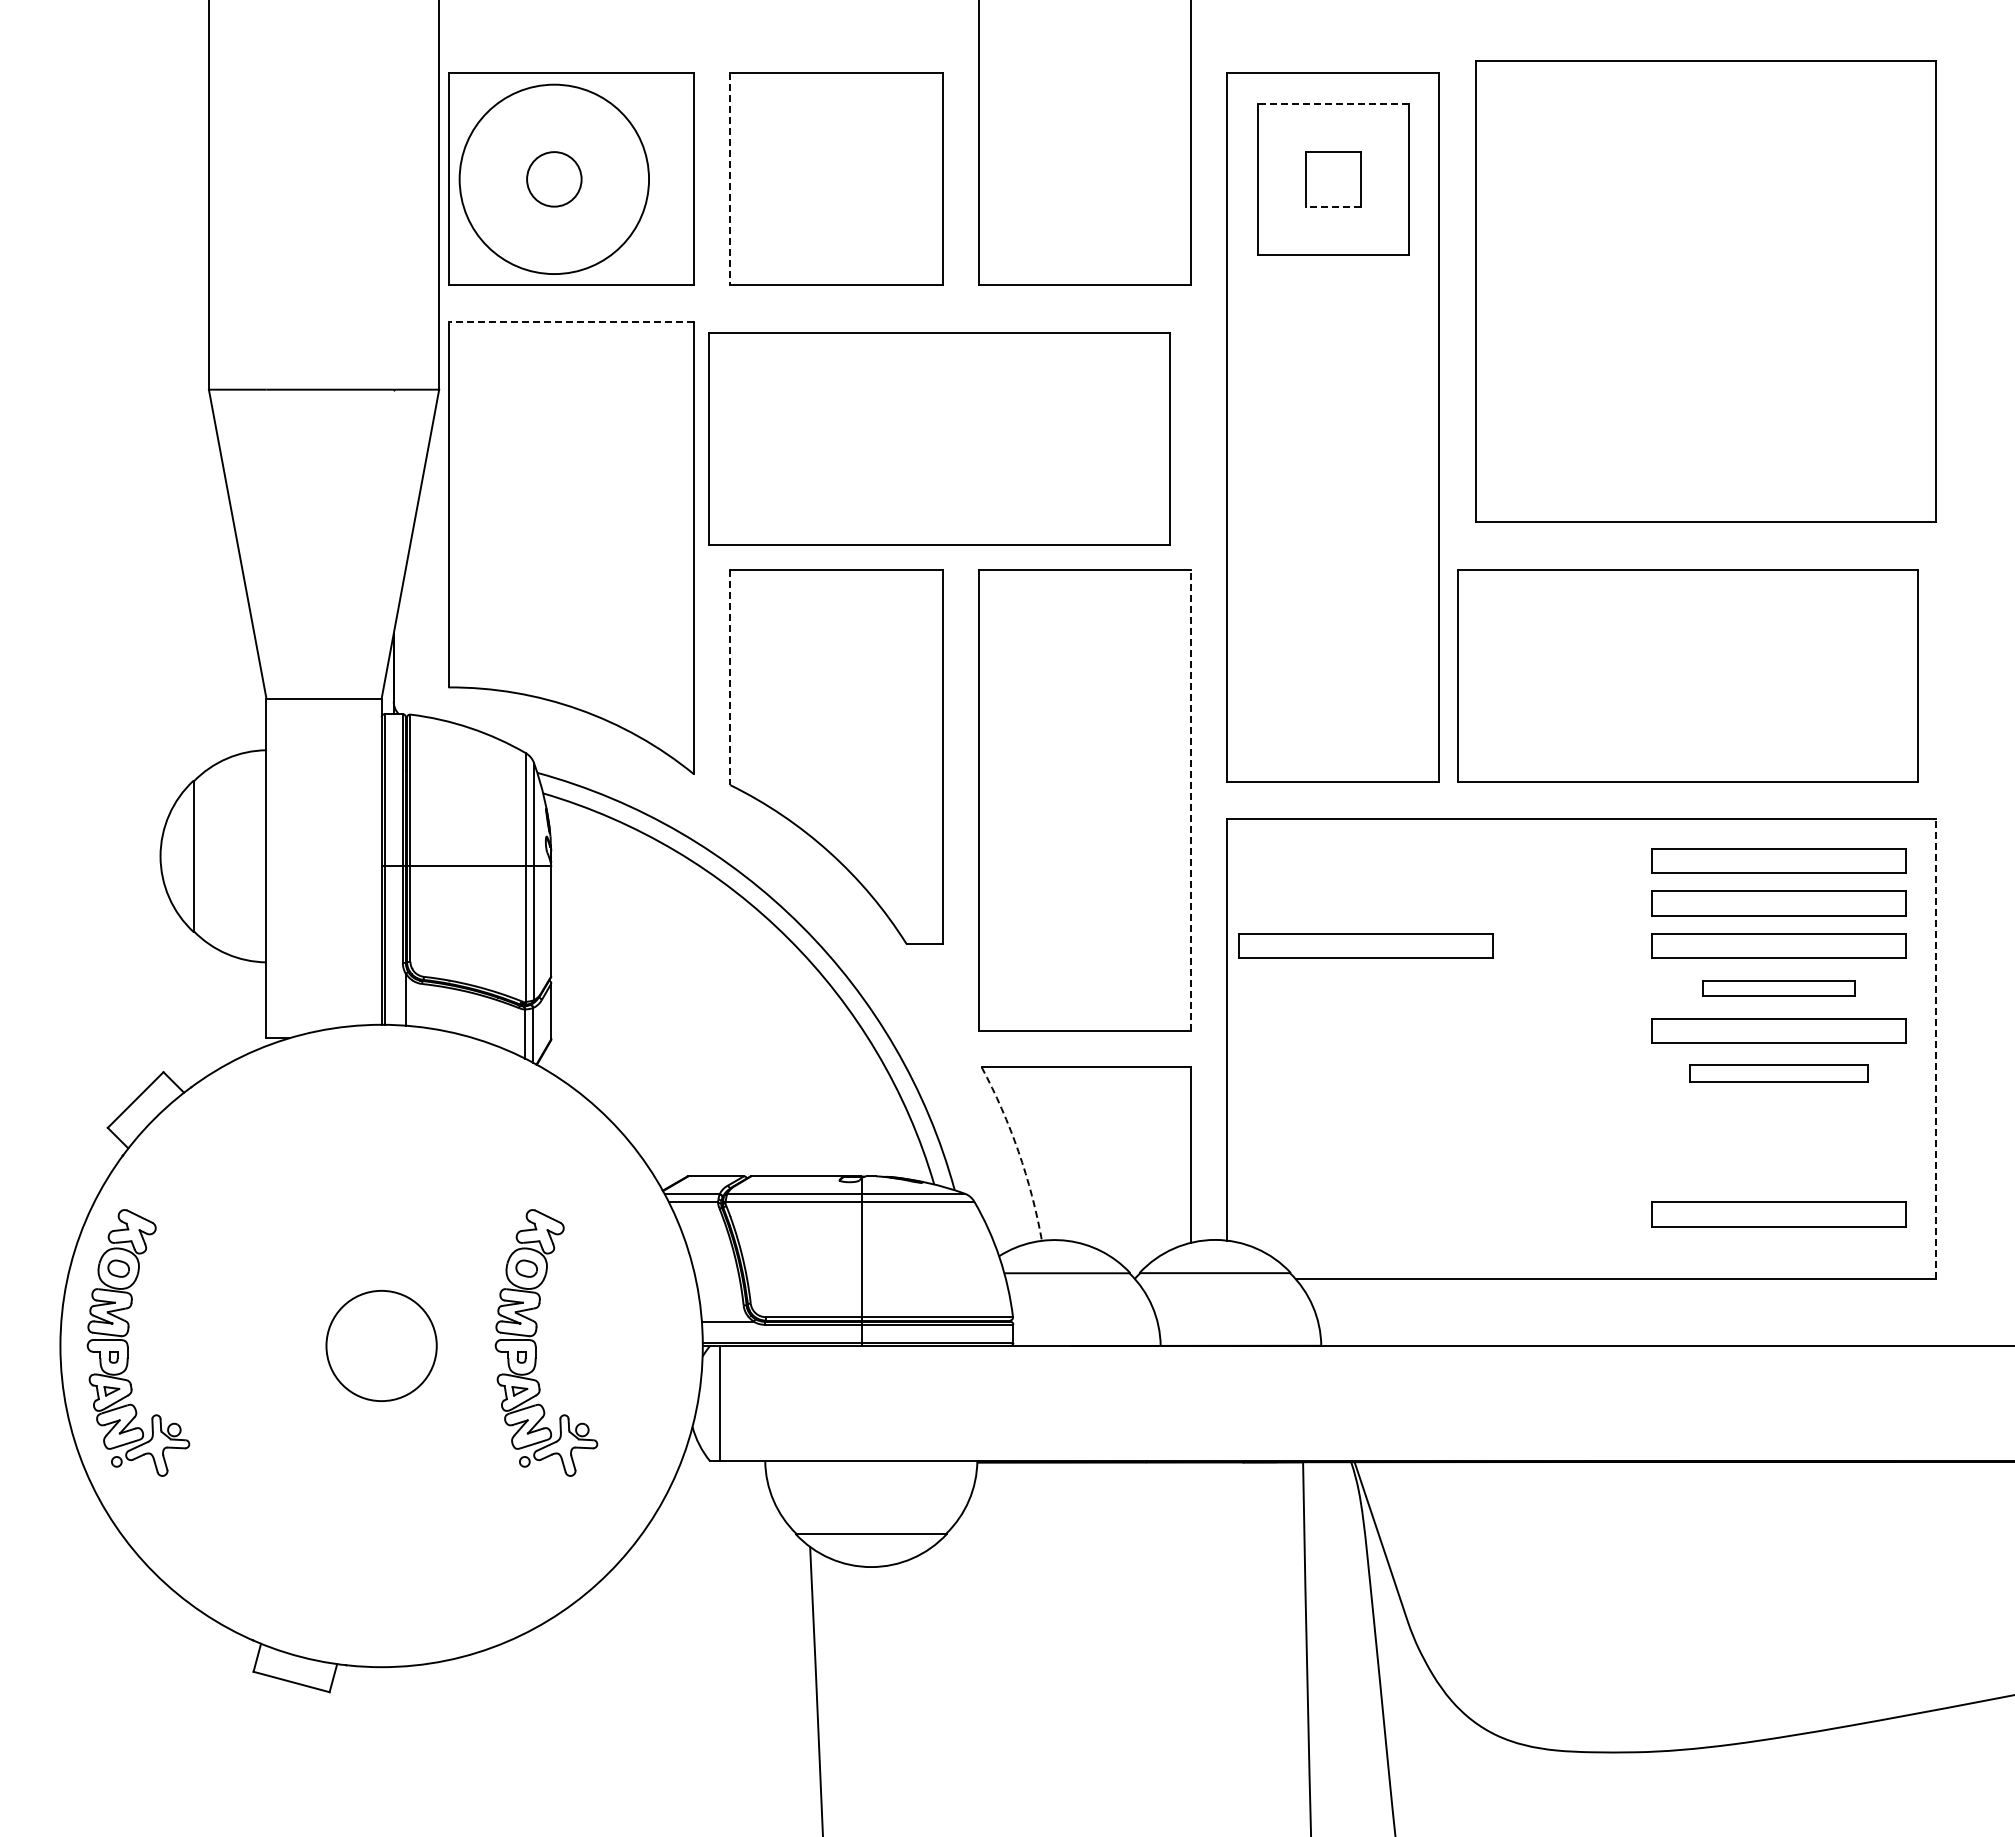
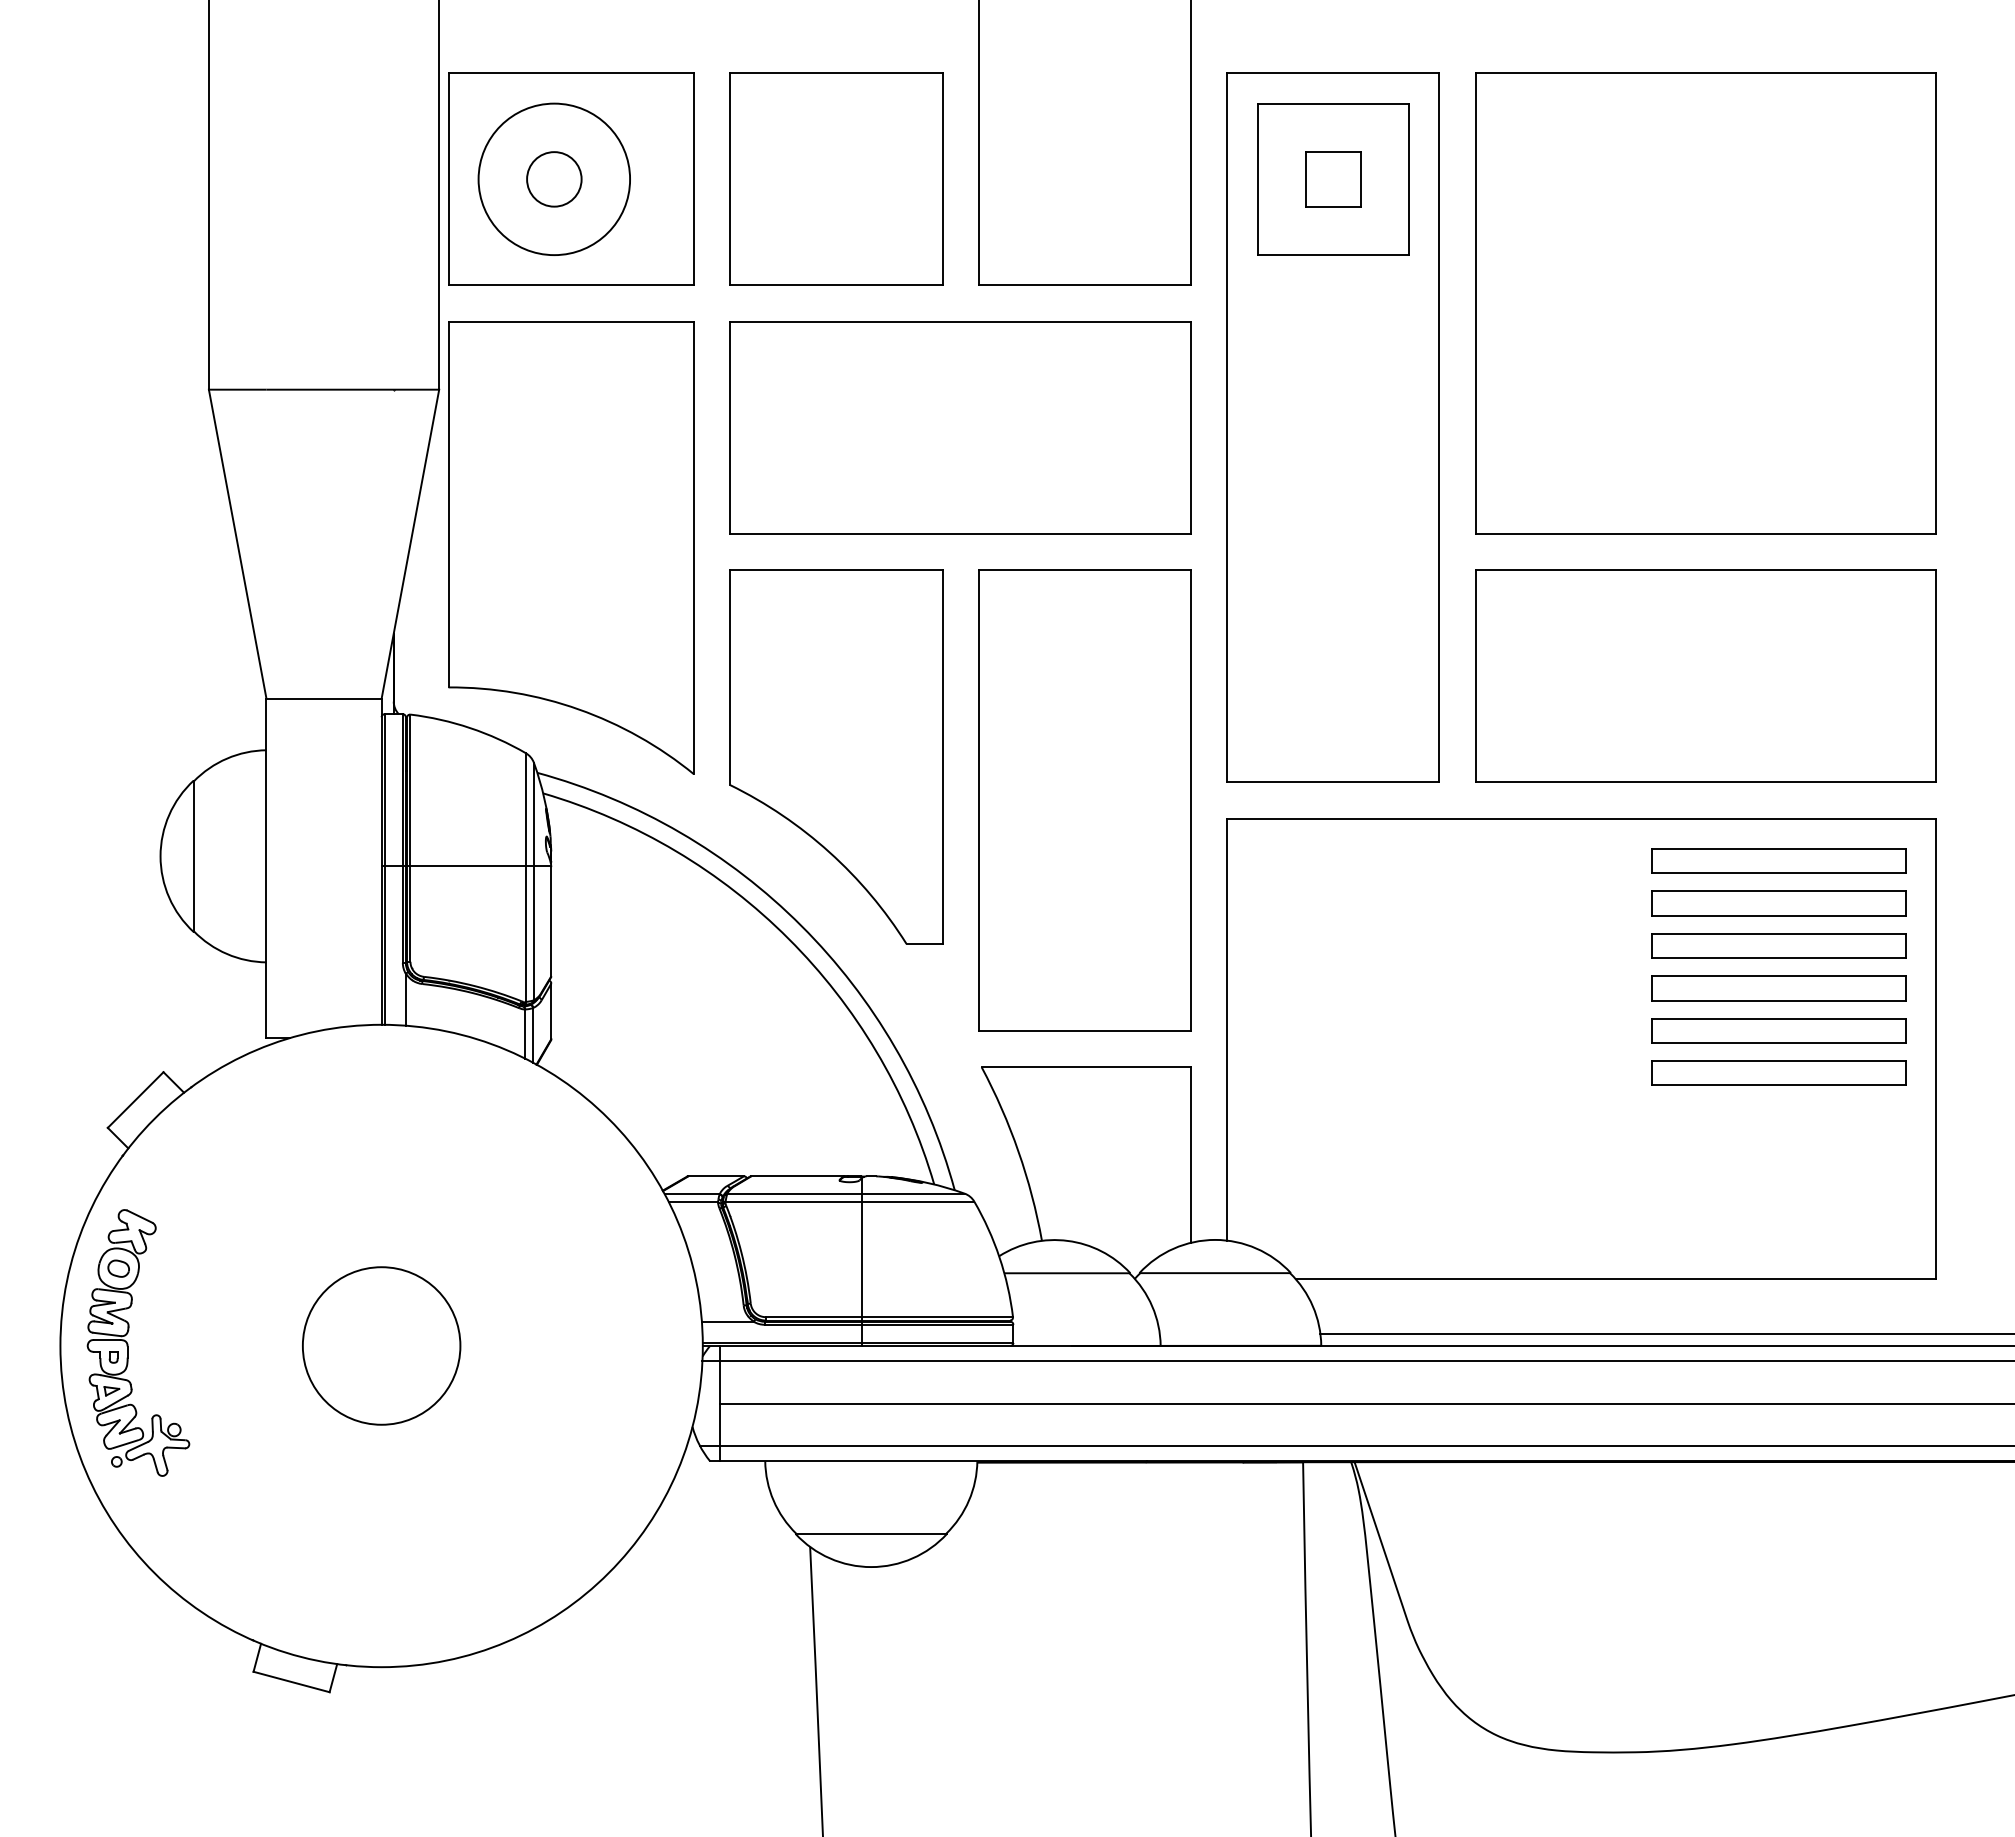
line: dashed -> solid (1333, 103)
circle diameter: 189 px -> 152 px (554, 179)
line: dashed -> solid (730, 179)
line: dashed -> solid (1332, 206)
part position: (1705, 291) -> (1705, 303) (1705, 303)
line: dashed -> solid (571, 321)
part position: (939, 438) -> (960, 427) (960, 427)
part position: (1687, 675) -> (1705, 675) (1705, 675)
line: dashed -> solid (730, 678)
line: dashed -> solid (1190, 800)
part: present -> none (1365, 945)
part size: 154x17 px -> 256x27 px (1778, 988)
line: dashed -> solid (1936, 1048)
part size: 180x19 px -> 256x26 px (1778, 1072)
arc: dashed -> solid (1018, 1151)
part: present -> none (1778, 1214)
line: none -> present (1665, 1333)
part: present -> none (536, 1344)
circle diameter: 110 px -> 158 px (381, 1345)
line: none -> present (1356, 1361)
line: none -> present (1365, 1403)
line: none -> present (1355, 1445)
